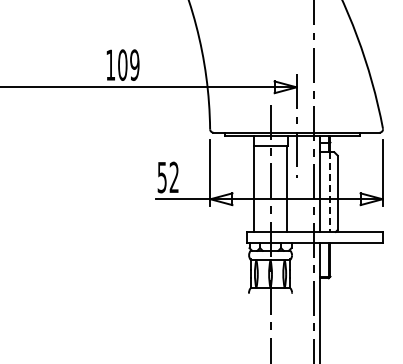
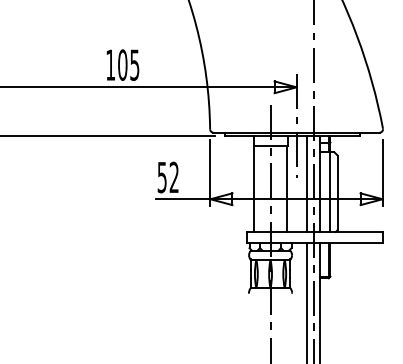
text: 109 -> 105 (134, 64)
line: none -> present (108, 136)
line: none -> present (306, 183)
line: dashed -> solid (329, 192)
line: none -> present (306, 301)
